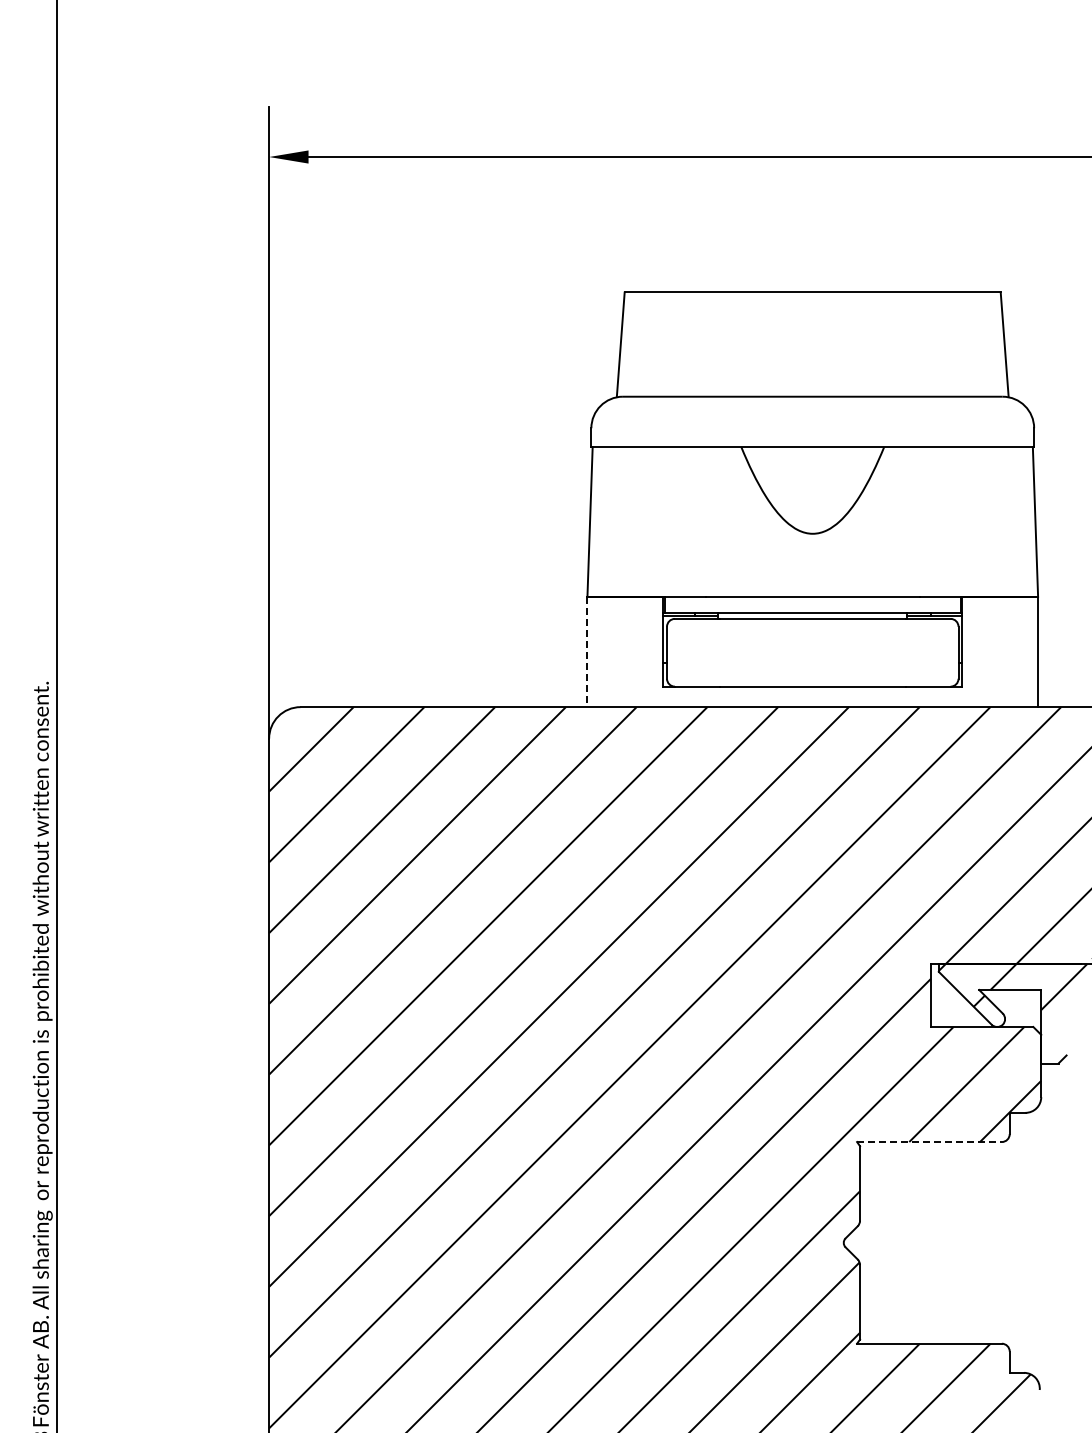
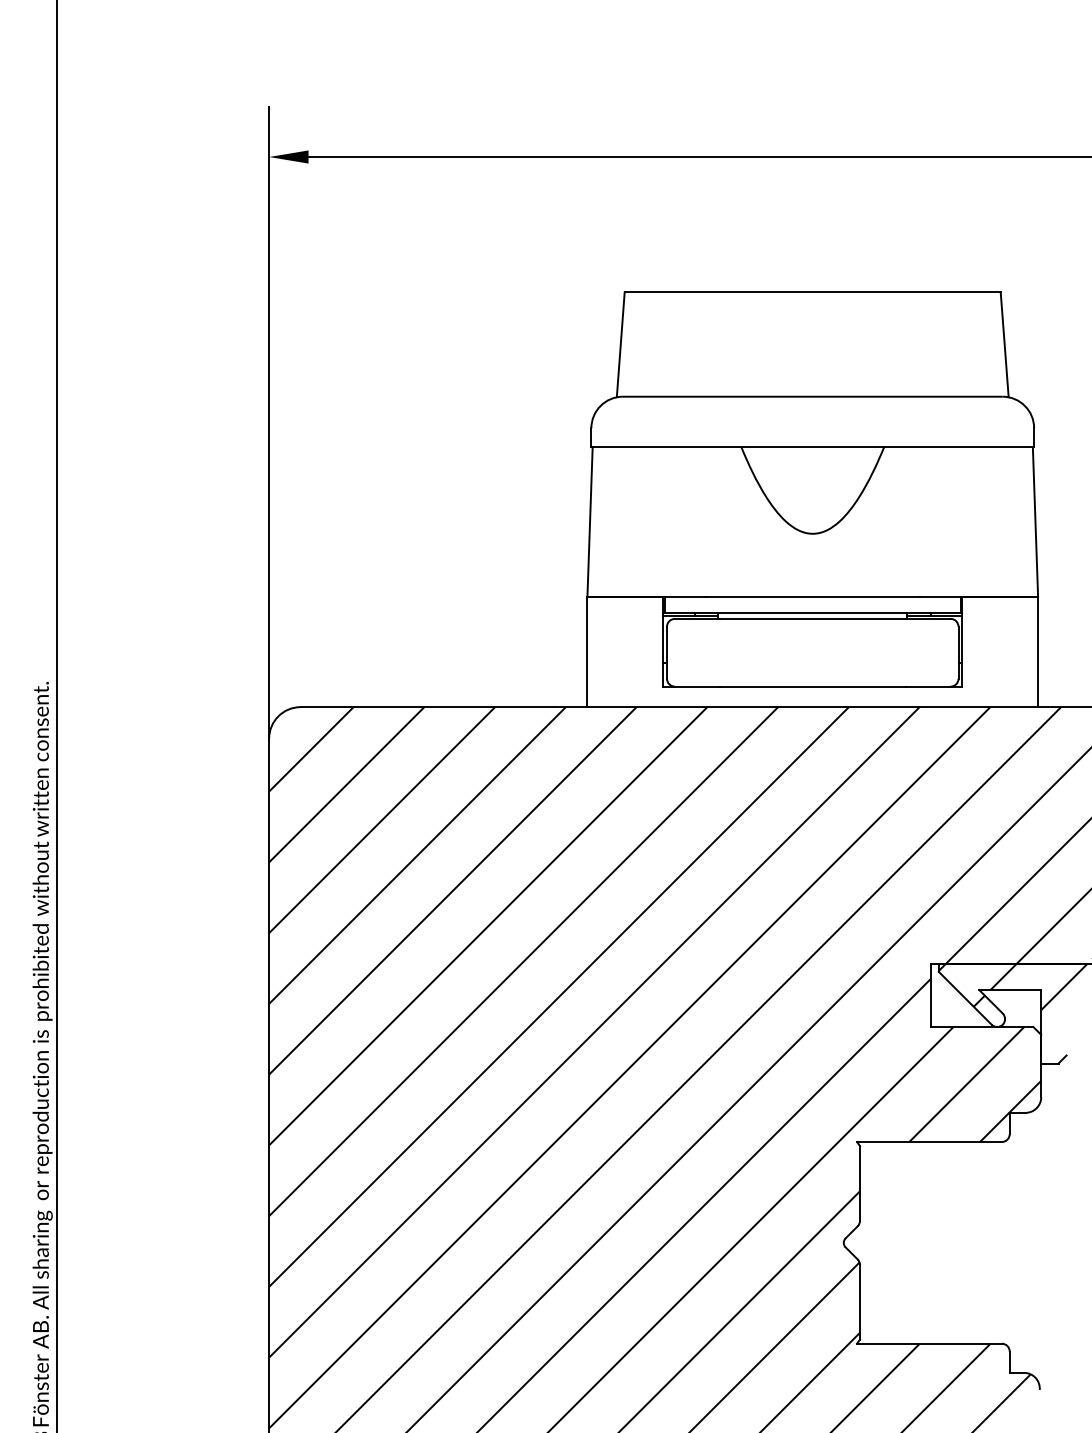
line: dashed -> solid (587, 652)
line: dashed -> solid (929, 1142)
